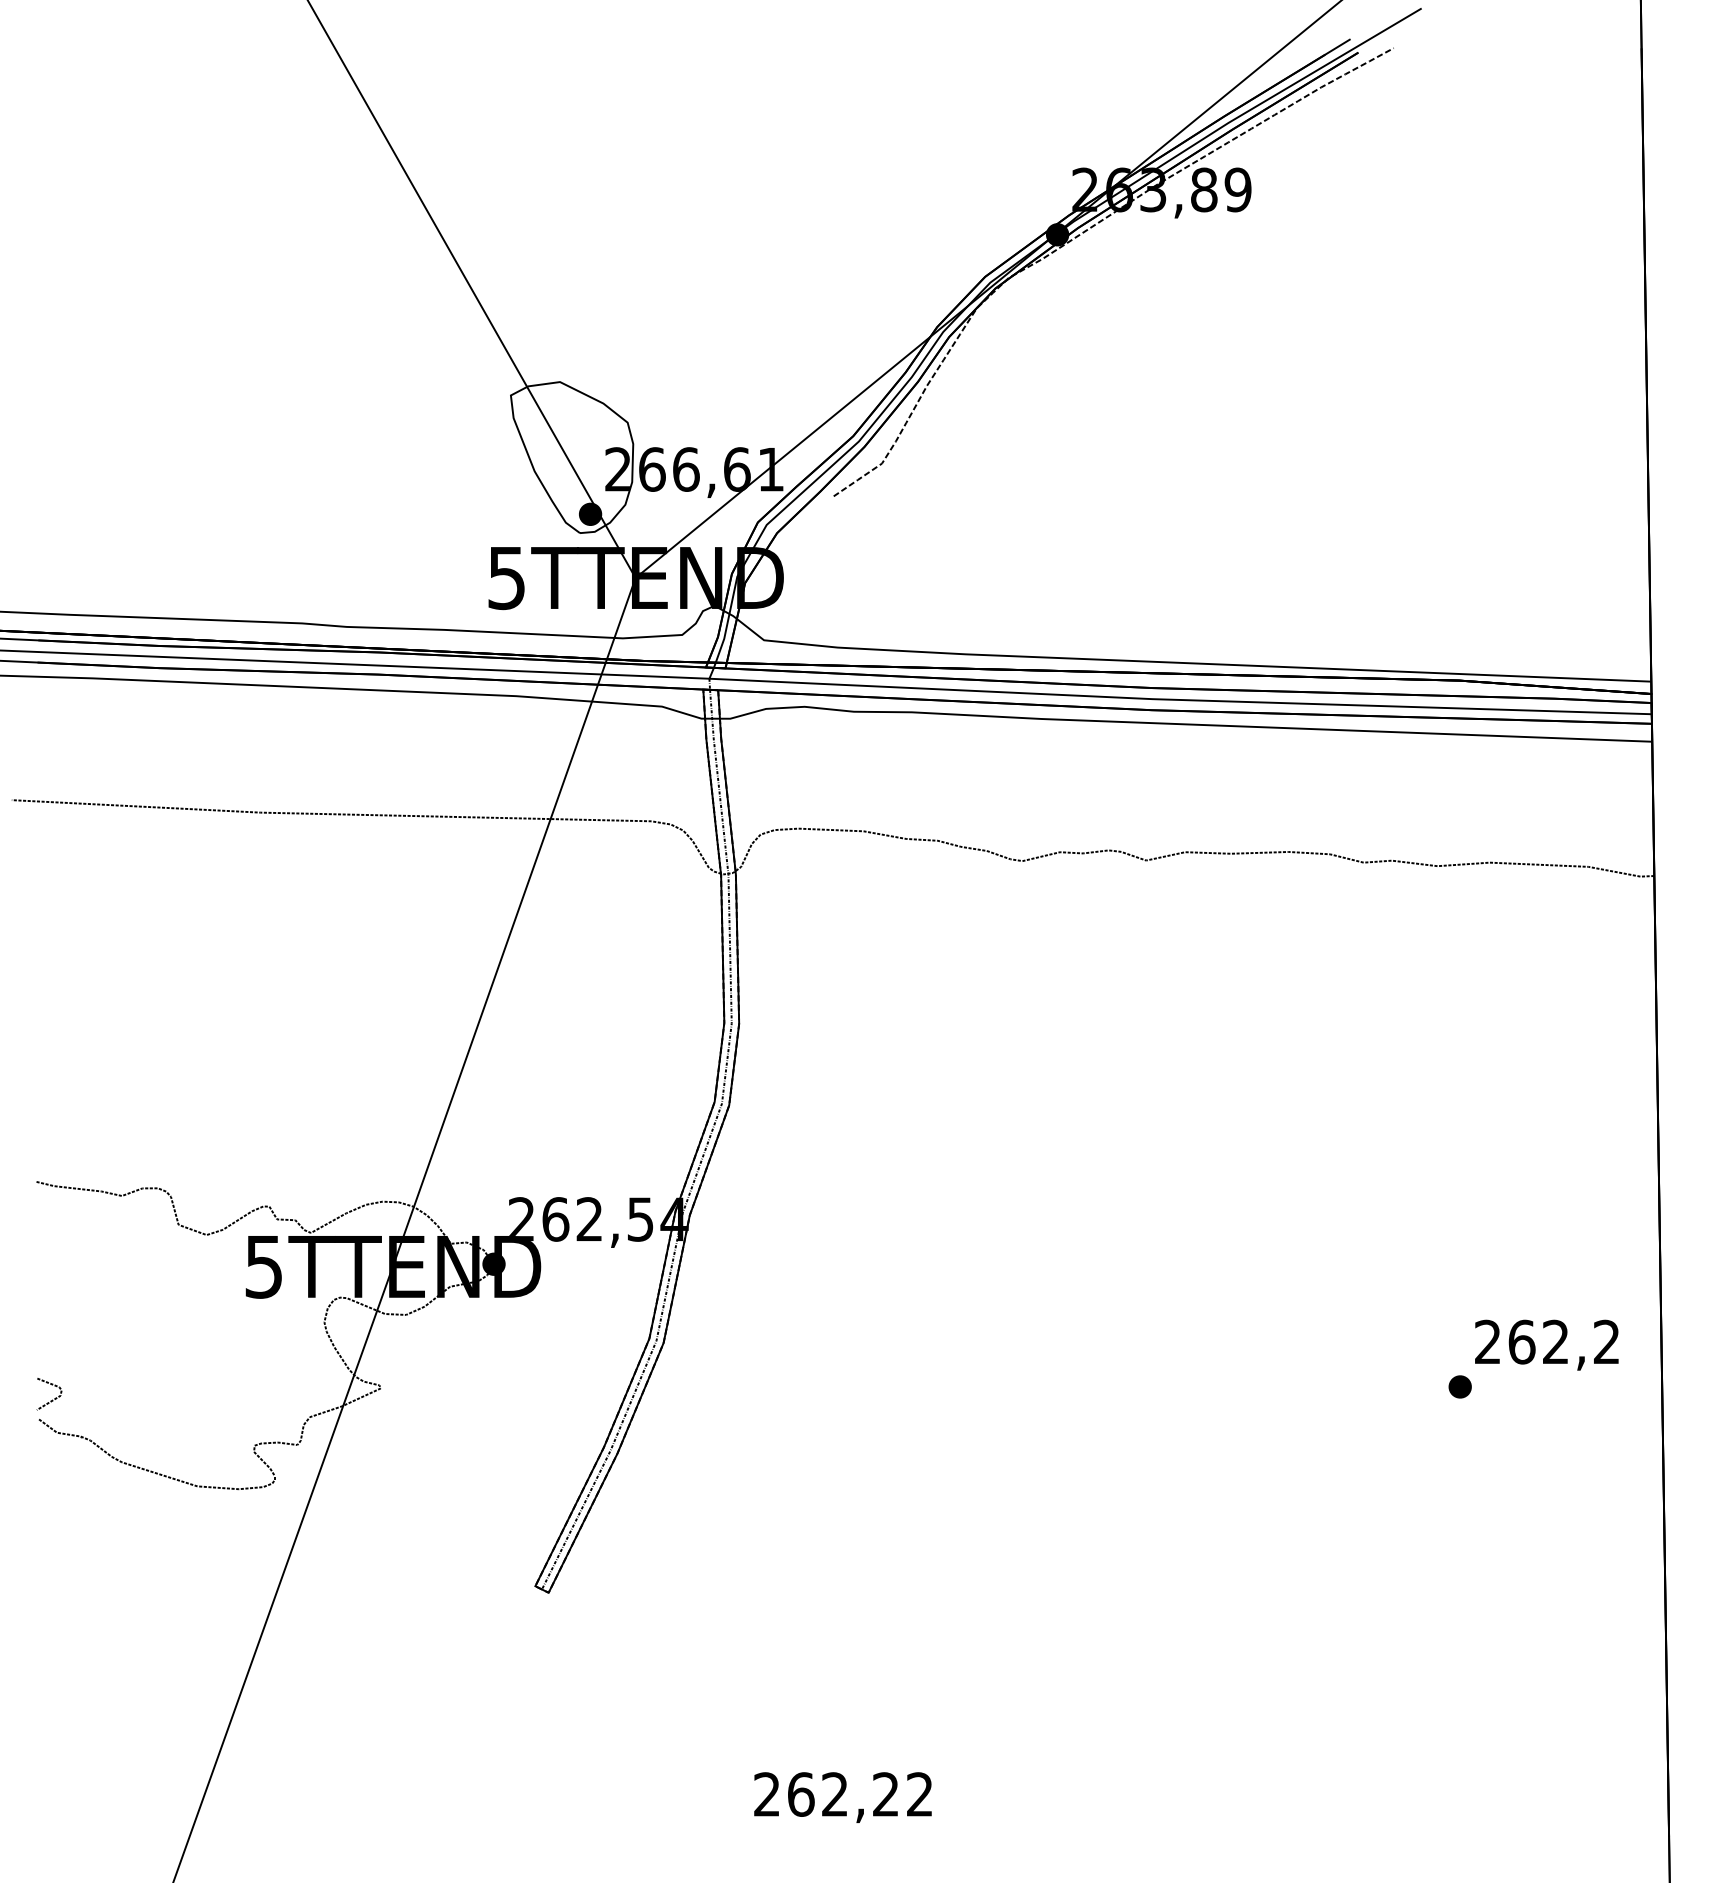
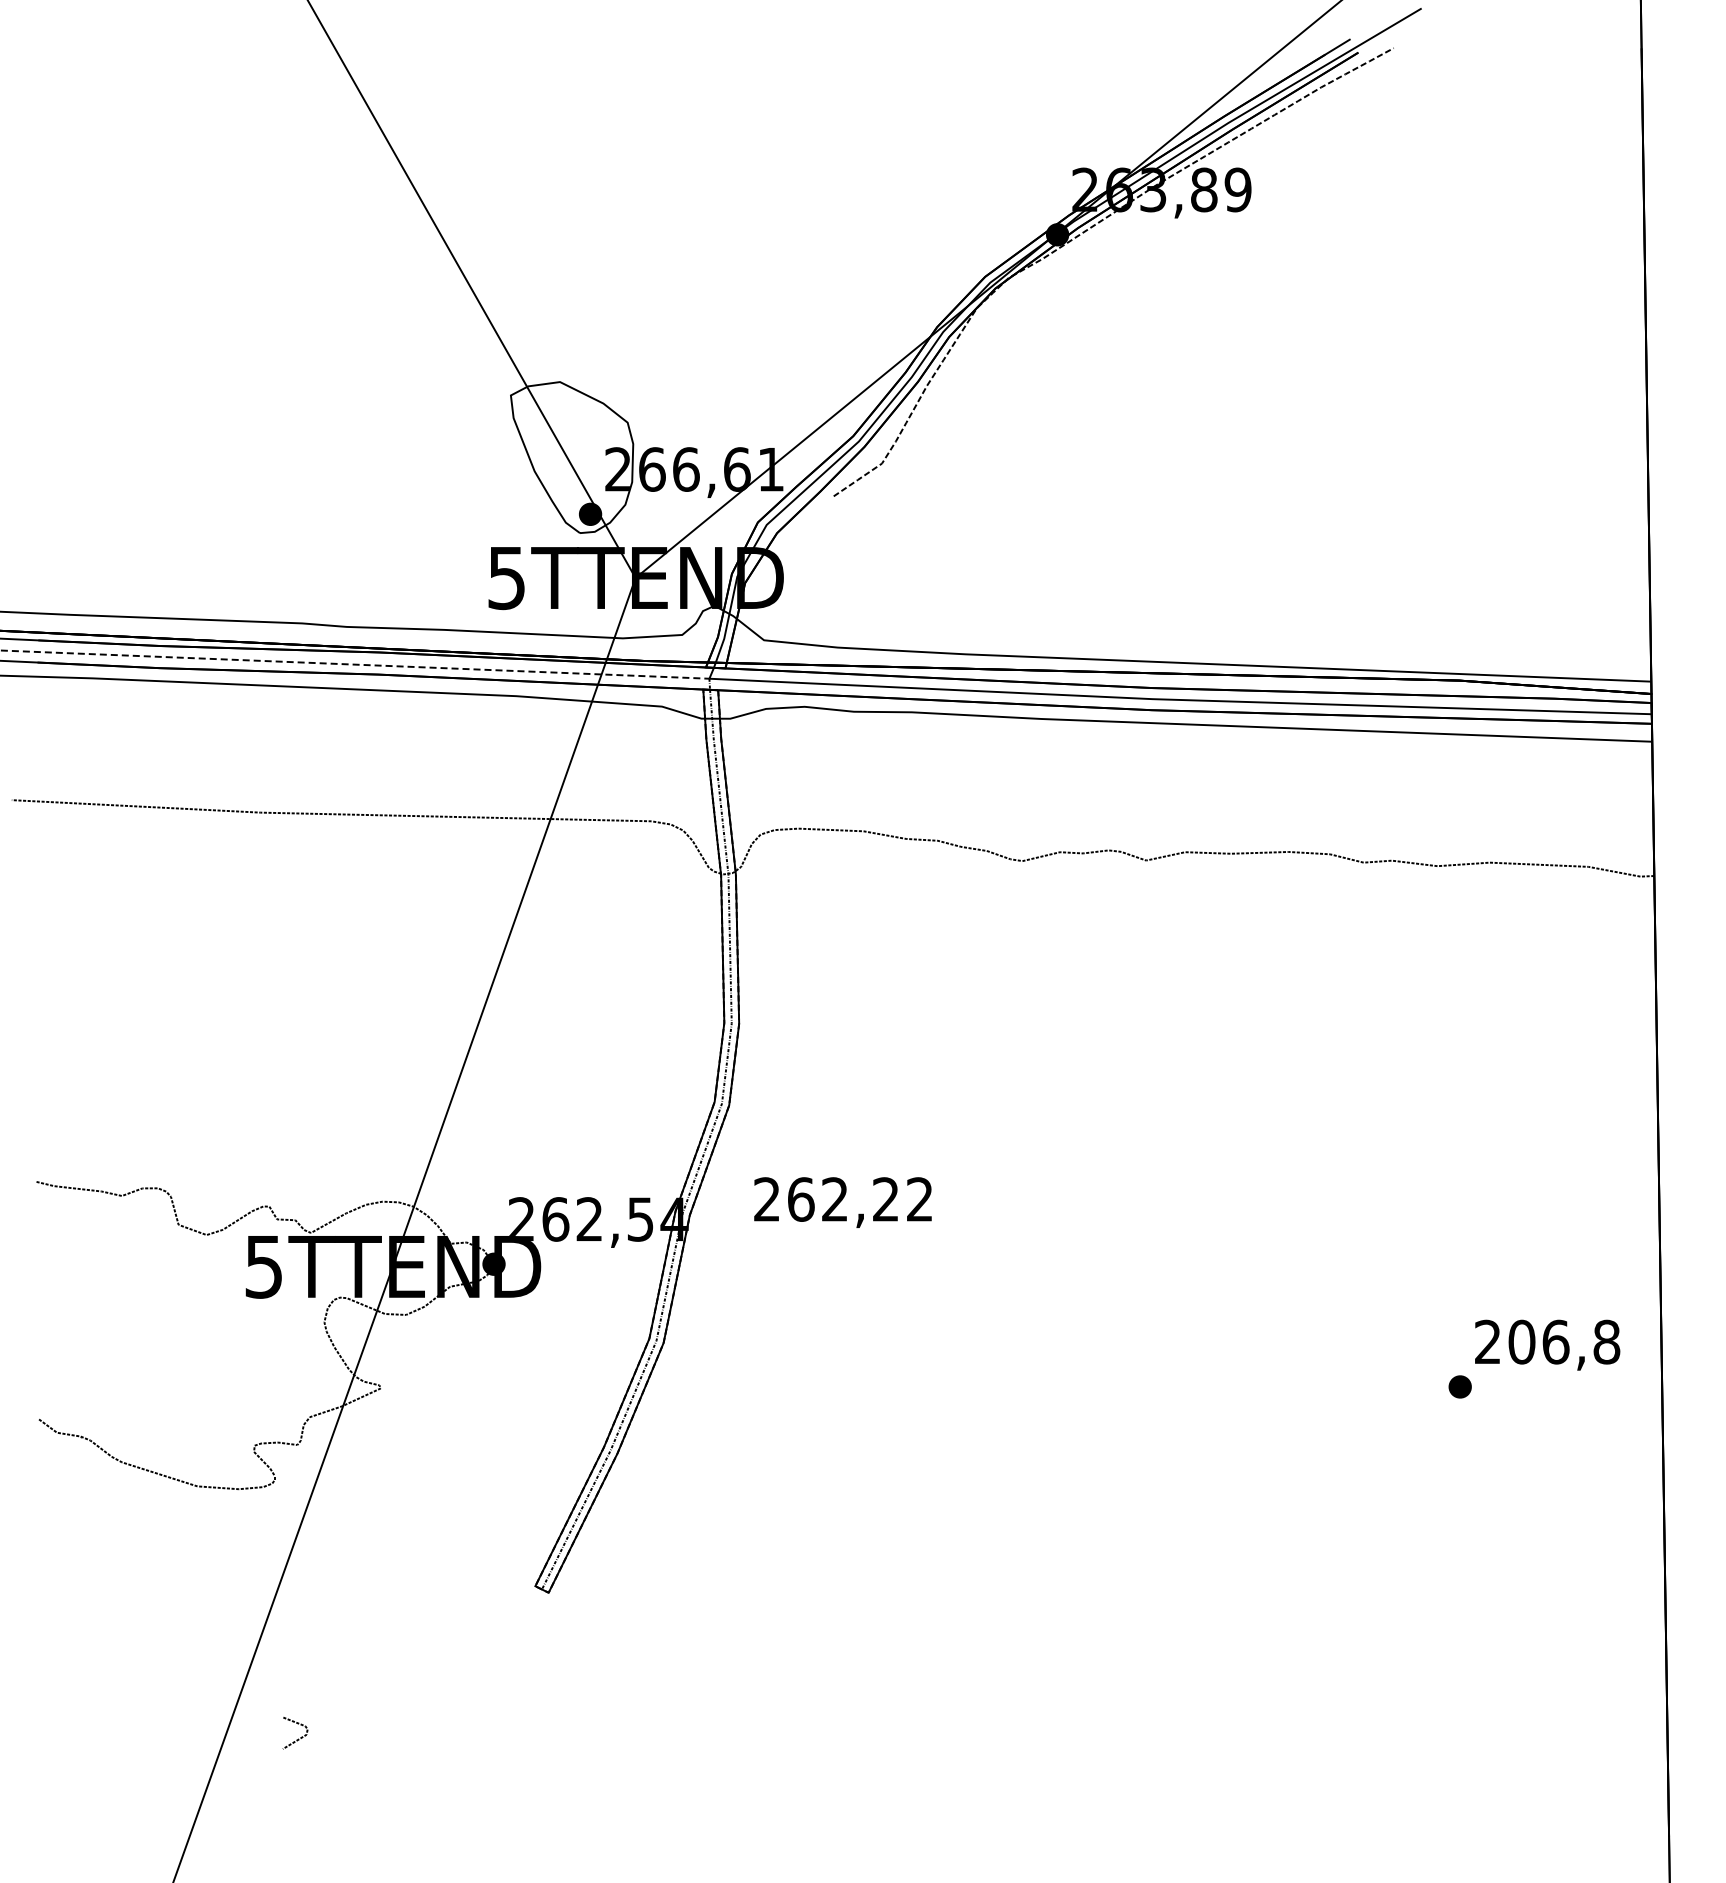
line: solid -> dashed (354, 664)
text: 262,2 -> 206,8 (1564, 1341)
line position: (52, 1399) -> (298, 1738) (298, 1738)
text position: (842, 1797) -> (842, 1202) (842, 1202)
